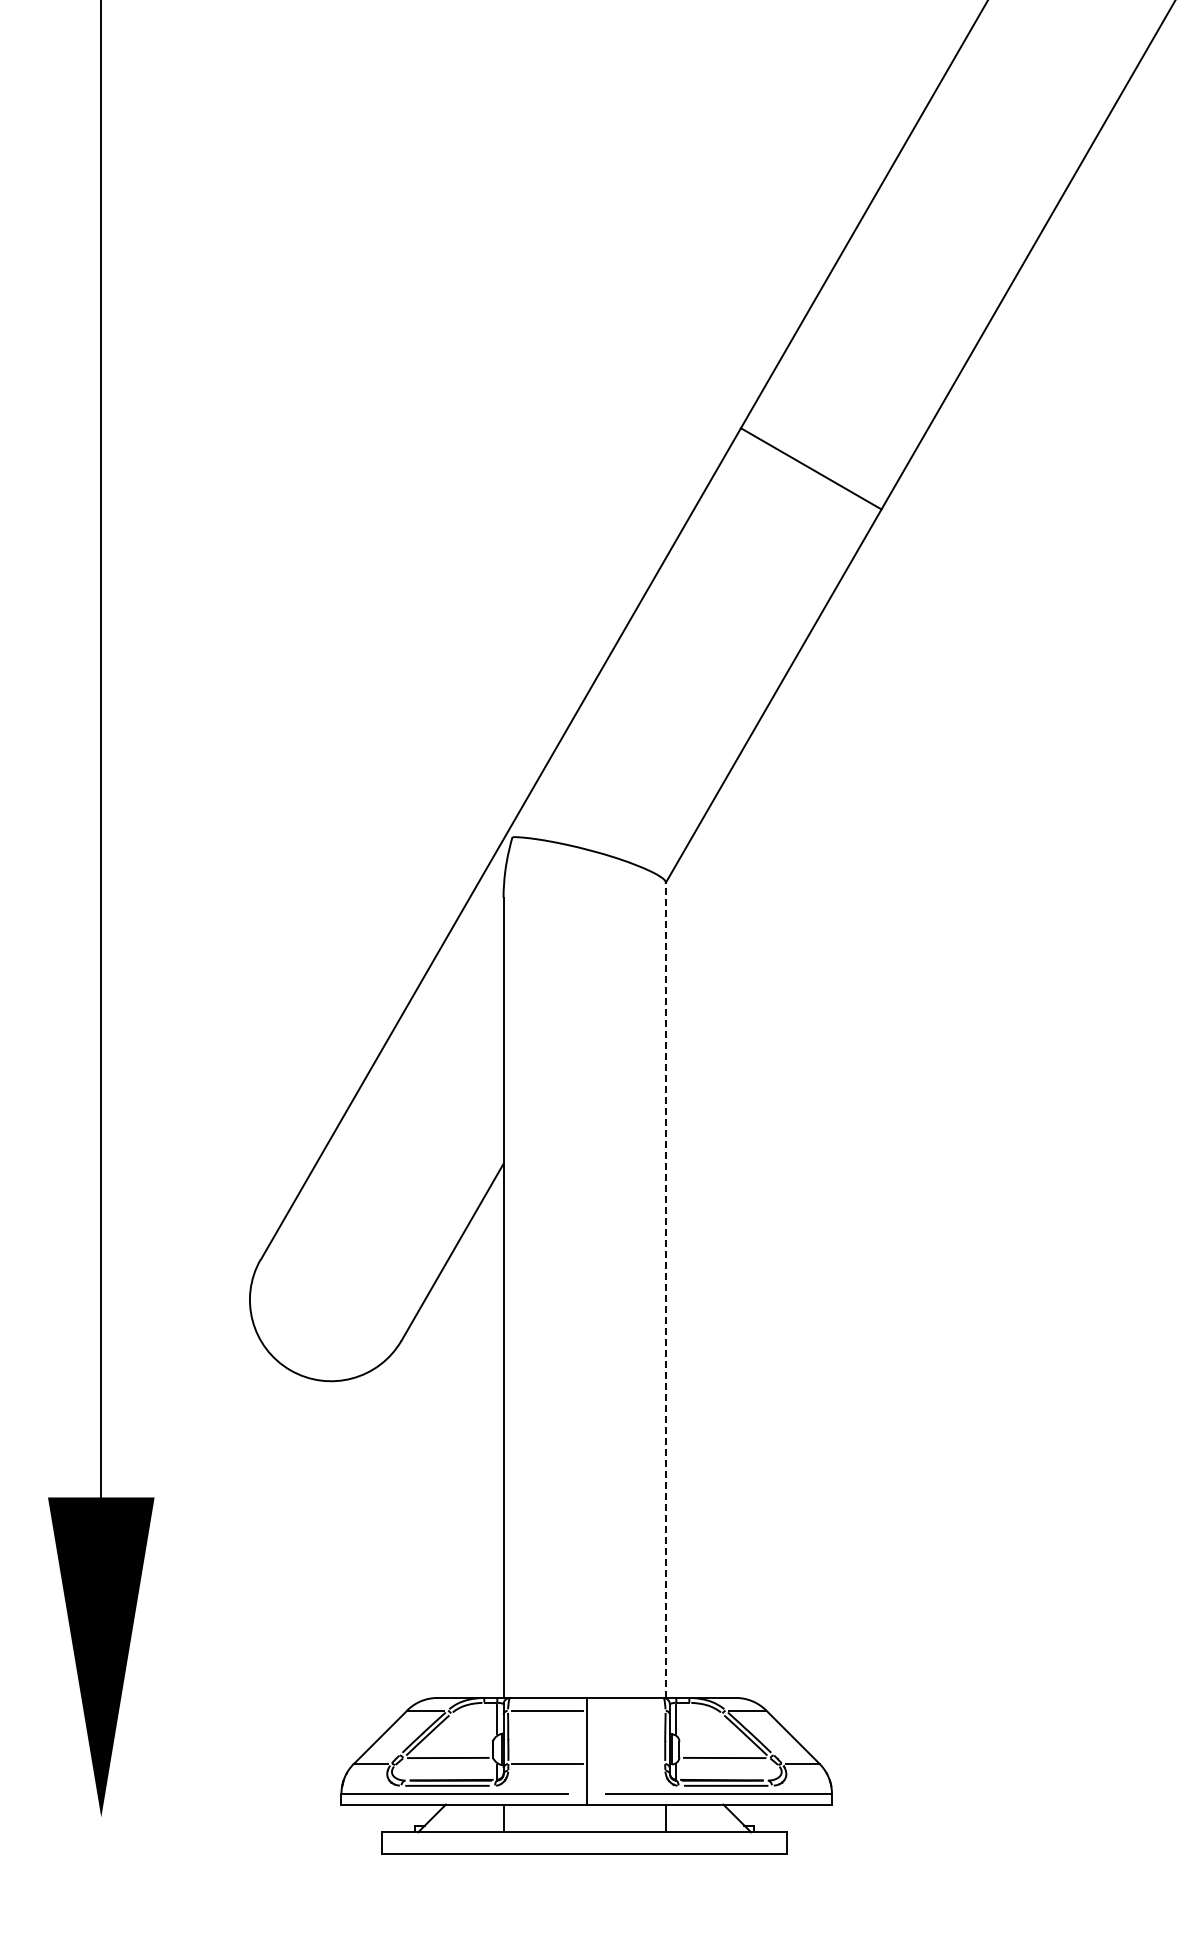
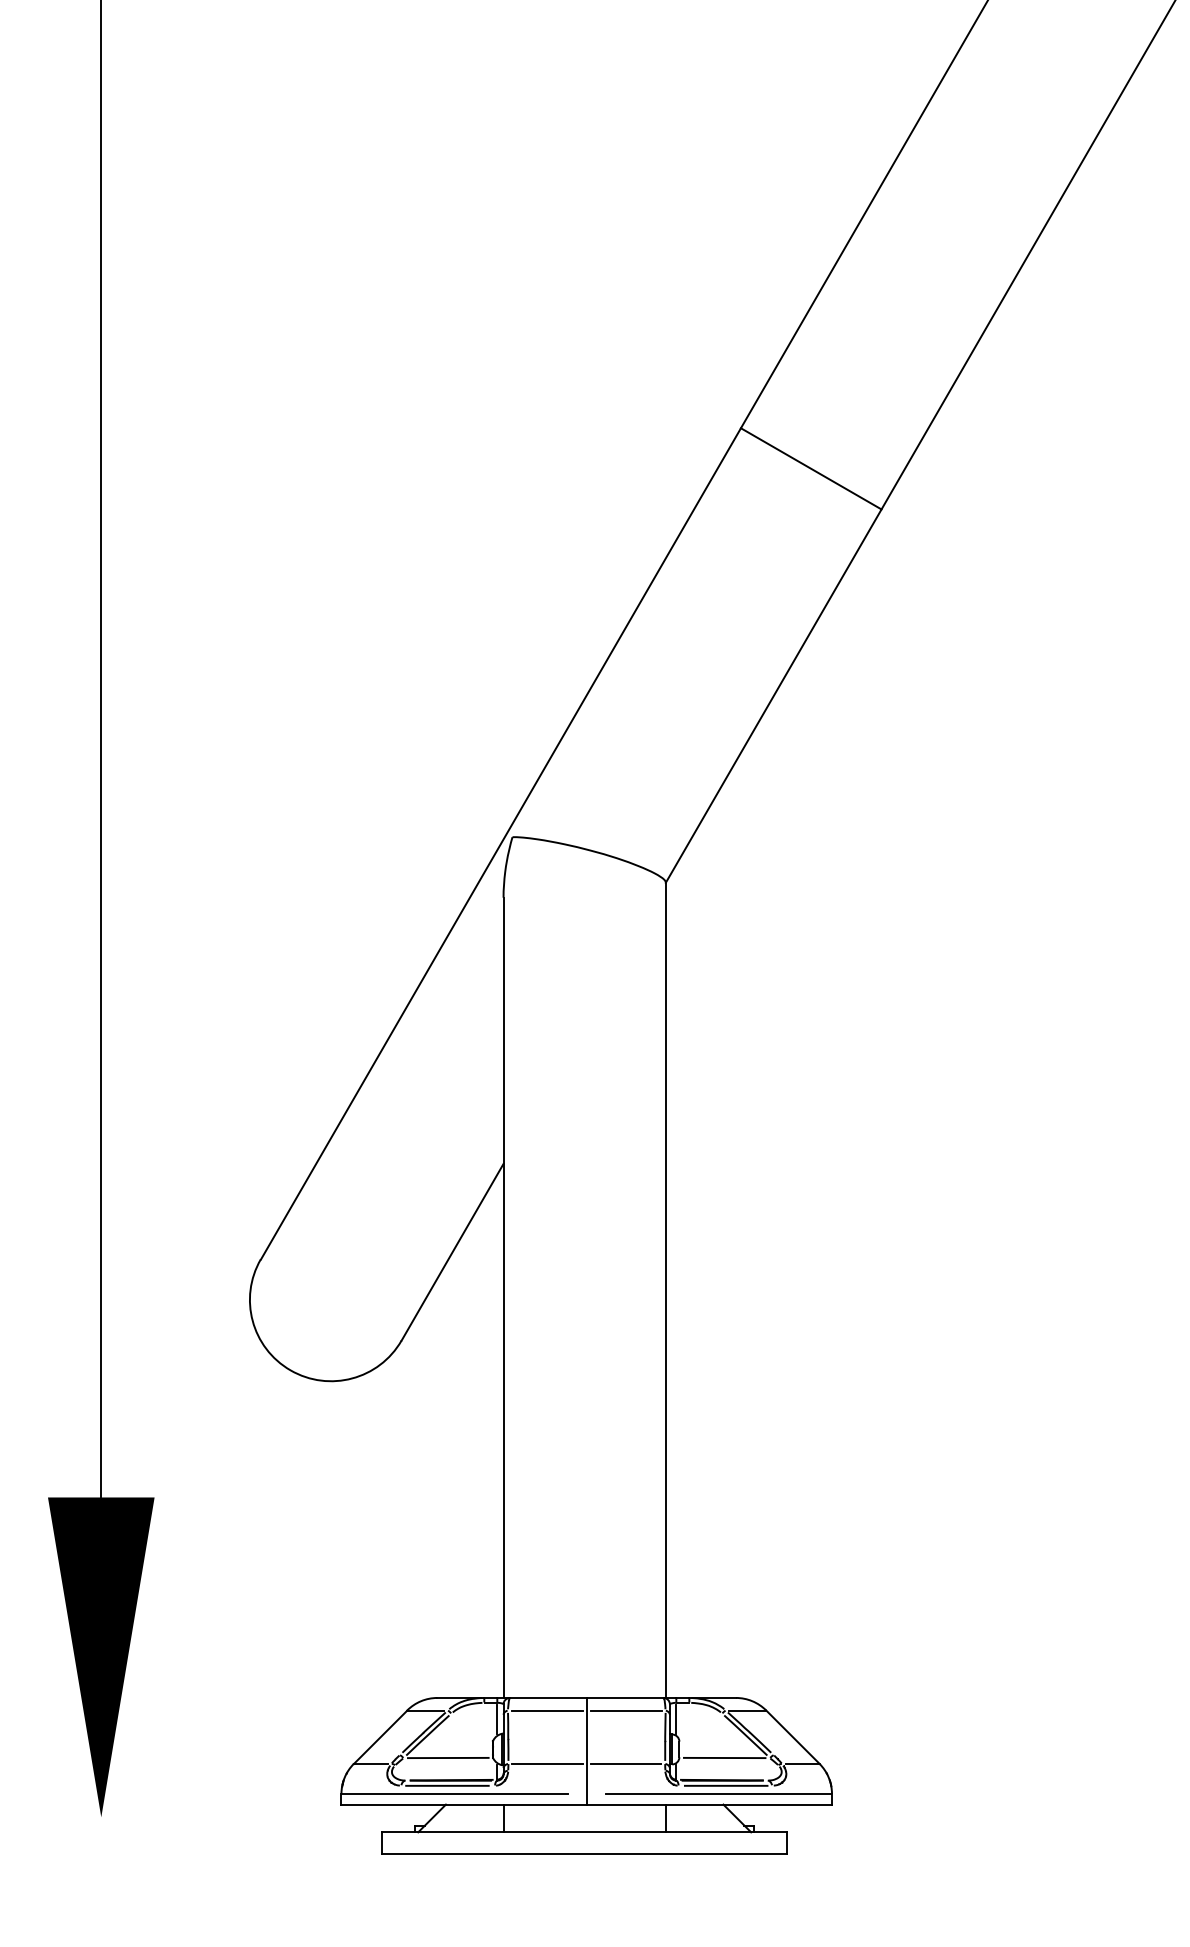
line: dashed -> solid (665, 1290)
line: none -> present (625, 1710)
line: none -> present (625, 1763)
